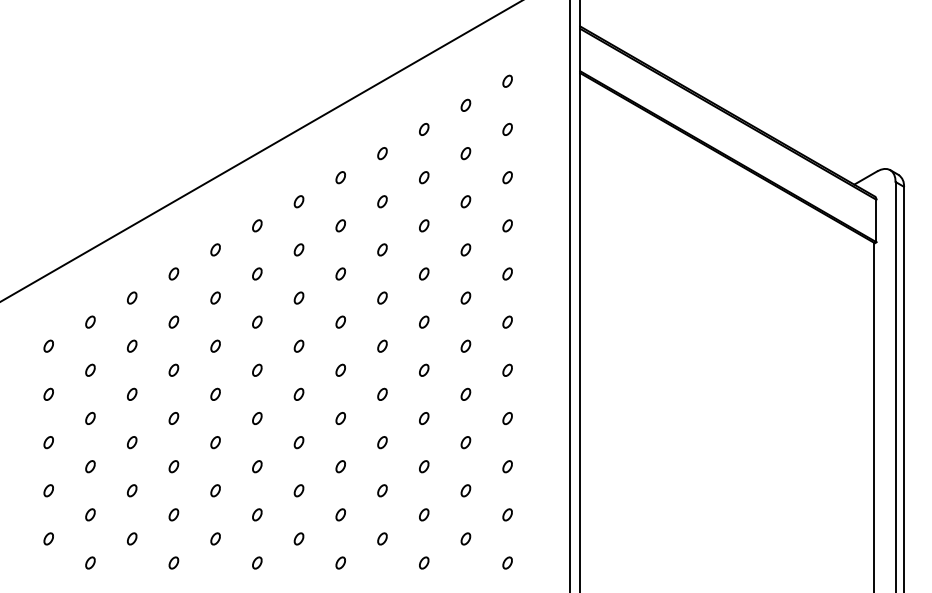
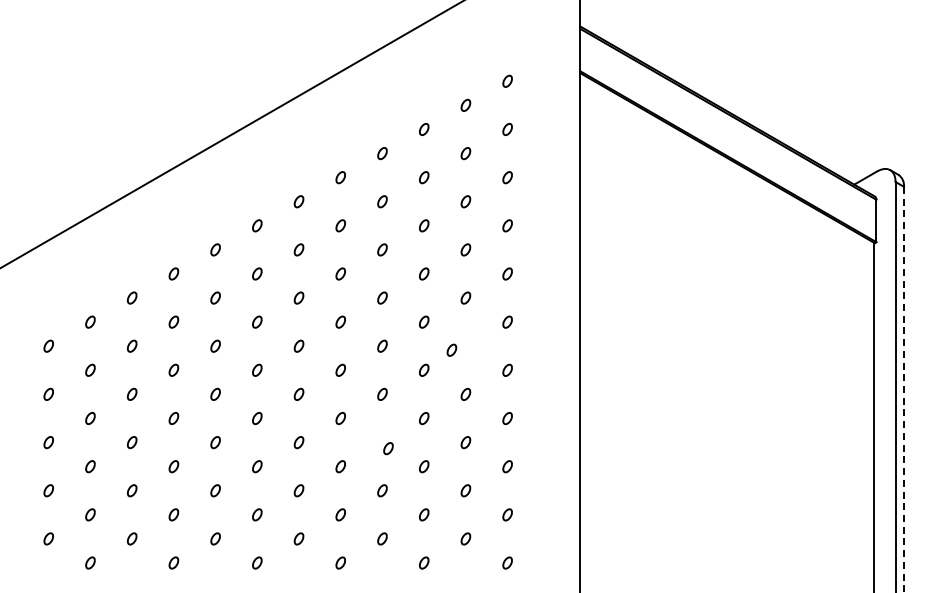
line position: (260, 151) -> (231, 134) (231, 134)
line: present -> none (570, 295)
part position: (465, 345) -> (451, 349) (451, 349)
line: solid -> dashed (903, 389)
part position: (382, 442) -> (388, 448) (388, 448)
